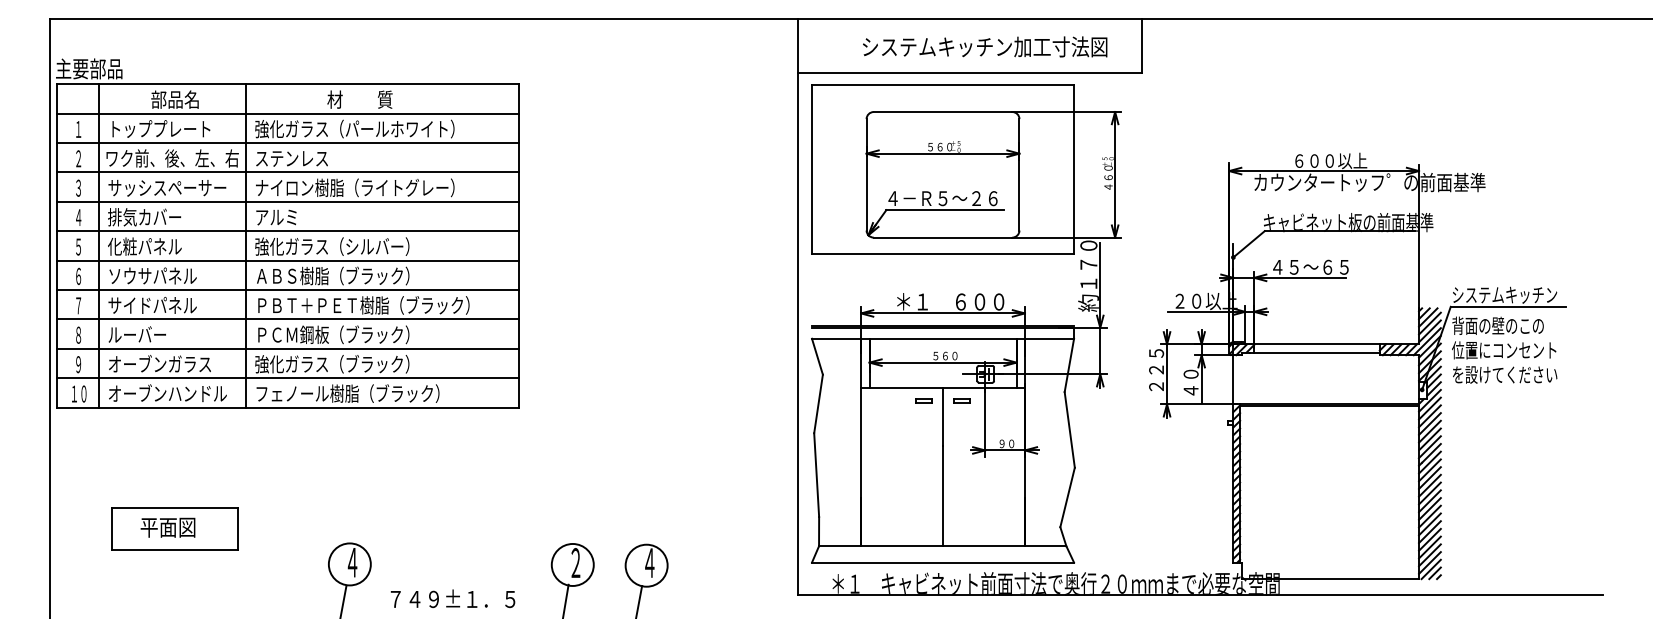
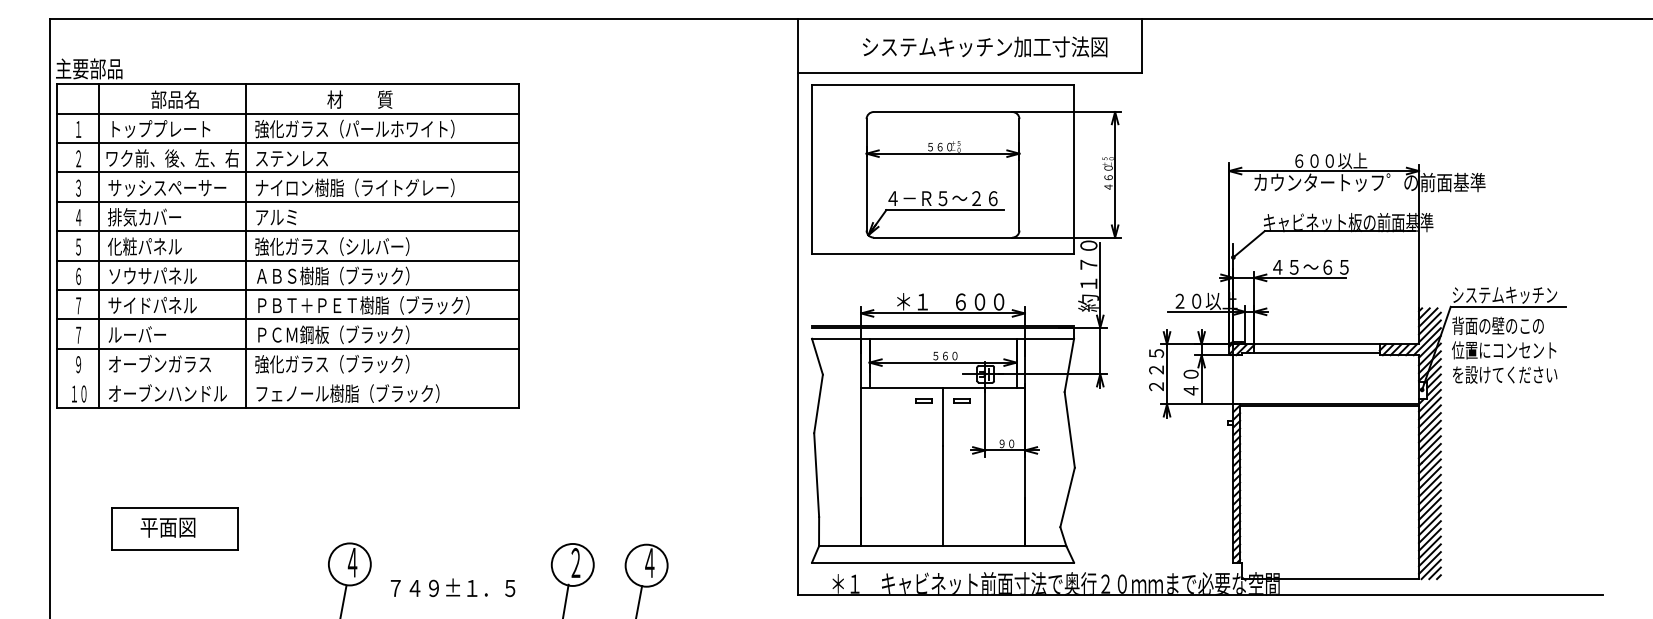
text: ８ -> ７ (78, 334)
line: present -> none (288, 378)
text position: (452, 598) -> (452, 587) (452, 587)
